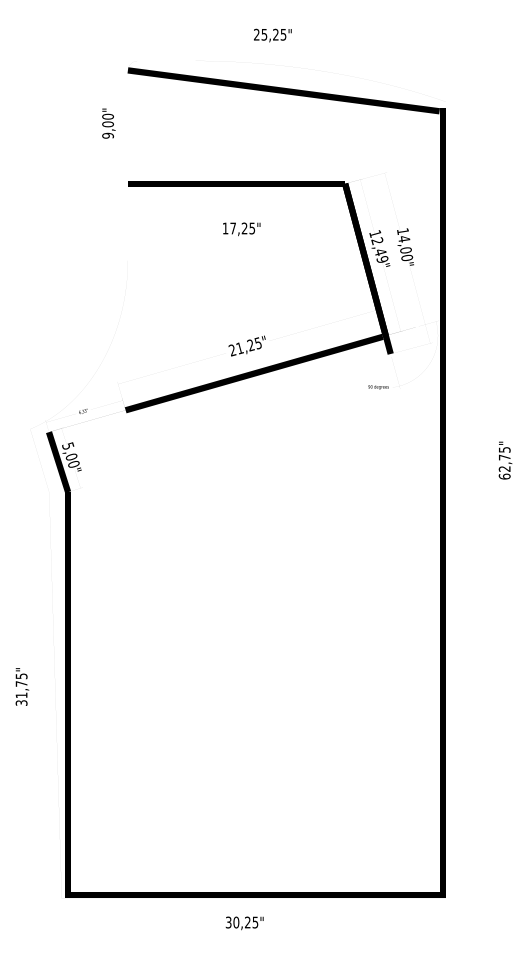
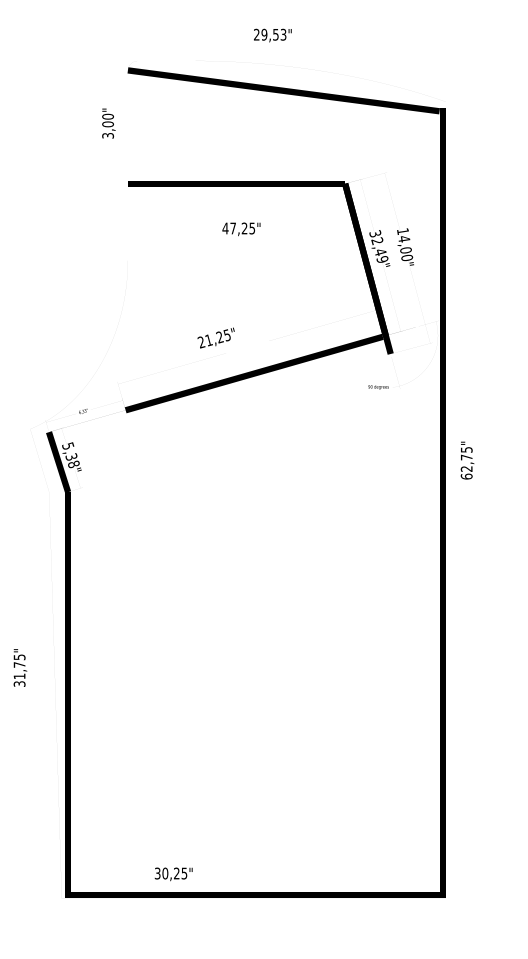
text: 25,25" -> 29,53" (273, 34)
text: 9,00" -> 3,00" (107, 135)
text: 17,25" -> 47,25" (225, 228)
text: 12,49" -> 32,49" (375, 233)
text position: (246, 345) -> (215, 337) (215, 337)
text: 5,00" -> 5,38" (72, 460)
text position: (505, 460) -> (467, 460) (467, 460)
text position: (22, 686) -> (20, 667) (20, 667)
text position: (244, 923) -> (173, 874) (173, 874)
